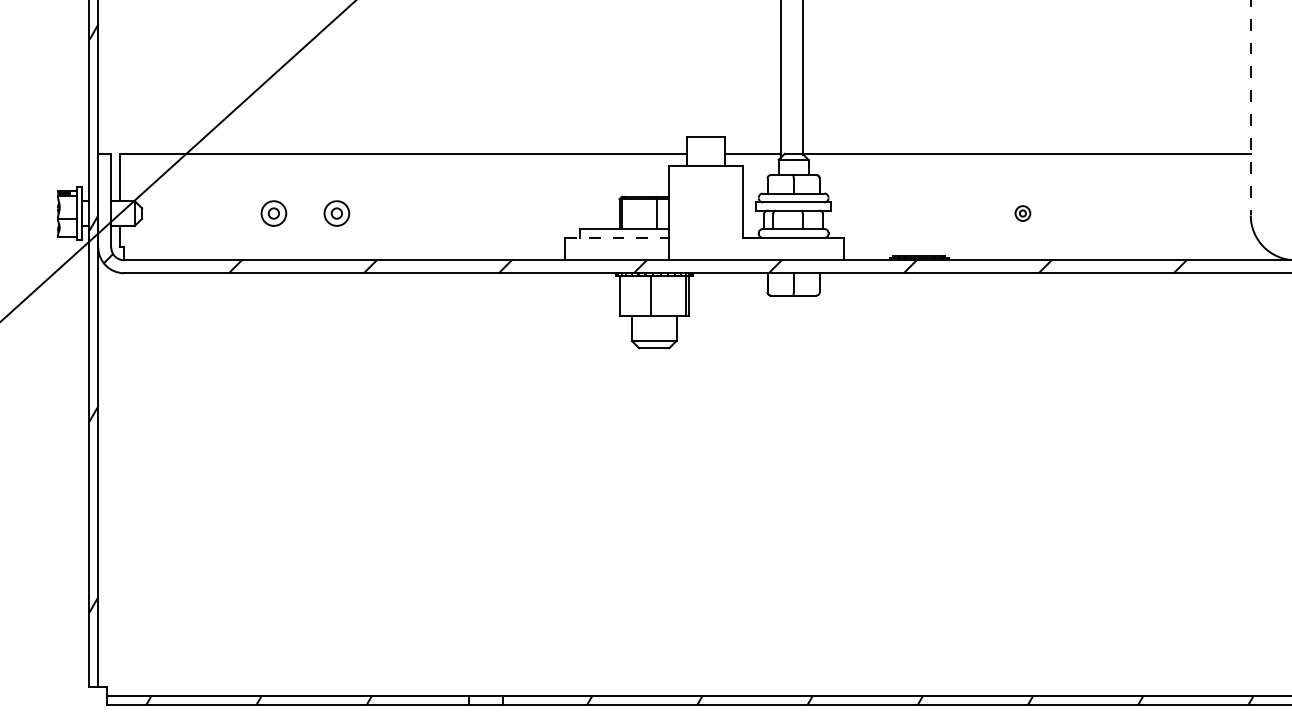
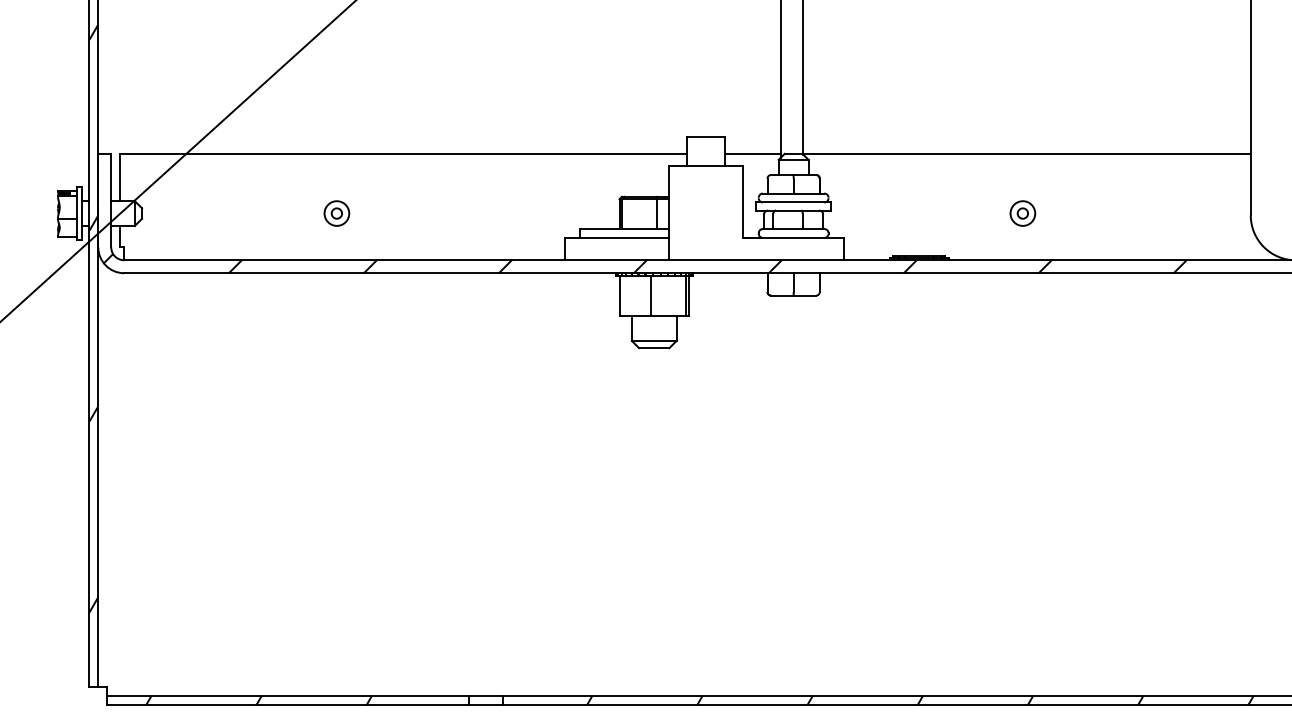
line: dashed -> solid (1250, 108)
part: present -> none (273, 213)
part size: 18x17 px -> 28x27 px (1022, 213)
line: dashed -> solid (616, 237)
